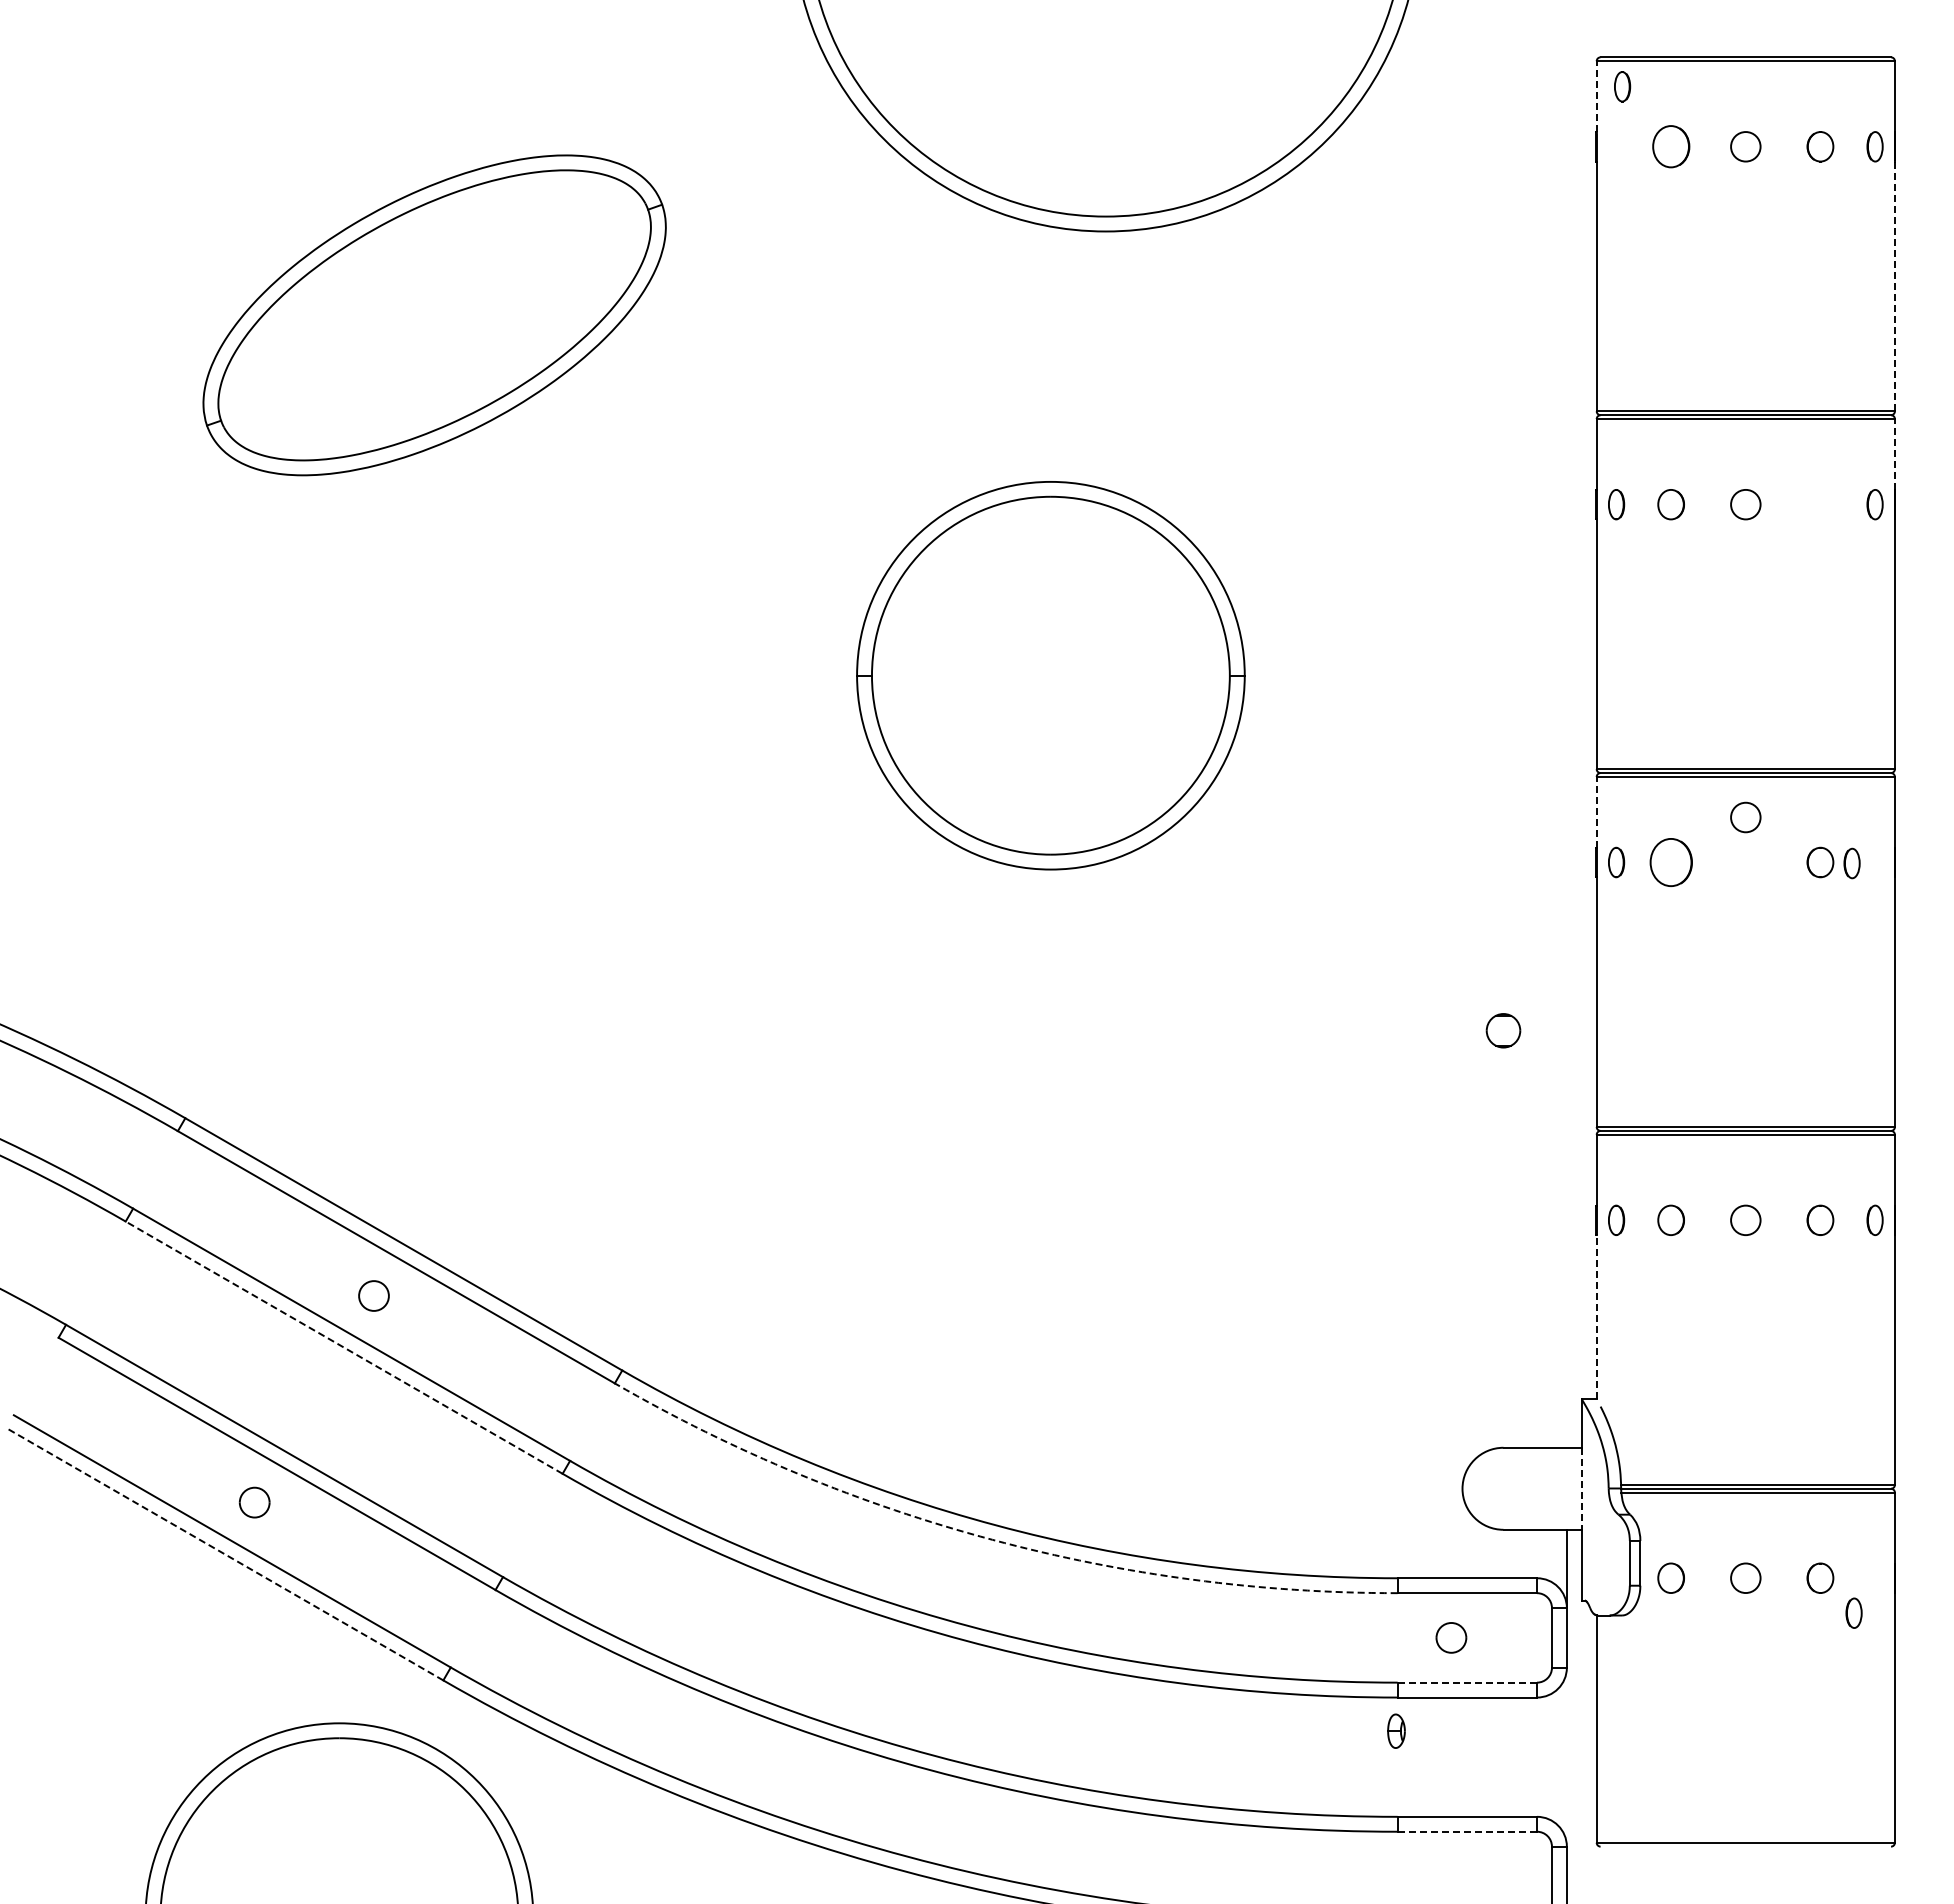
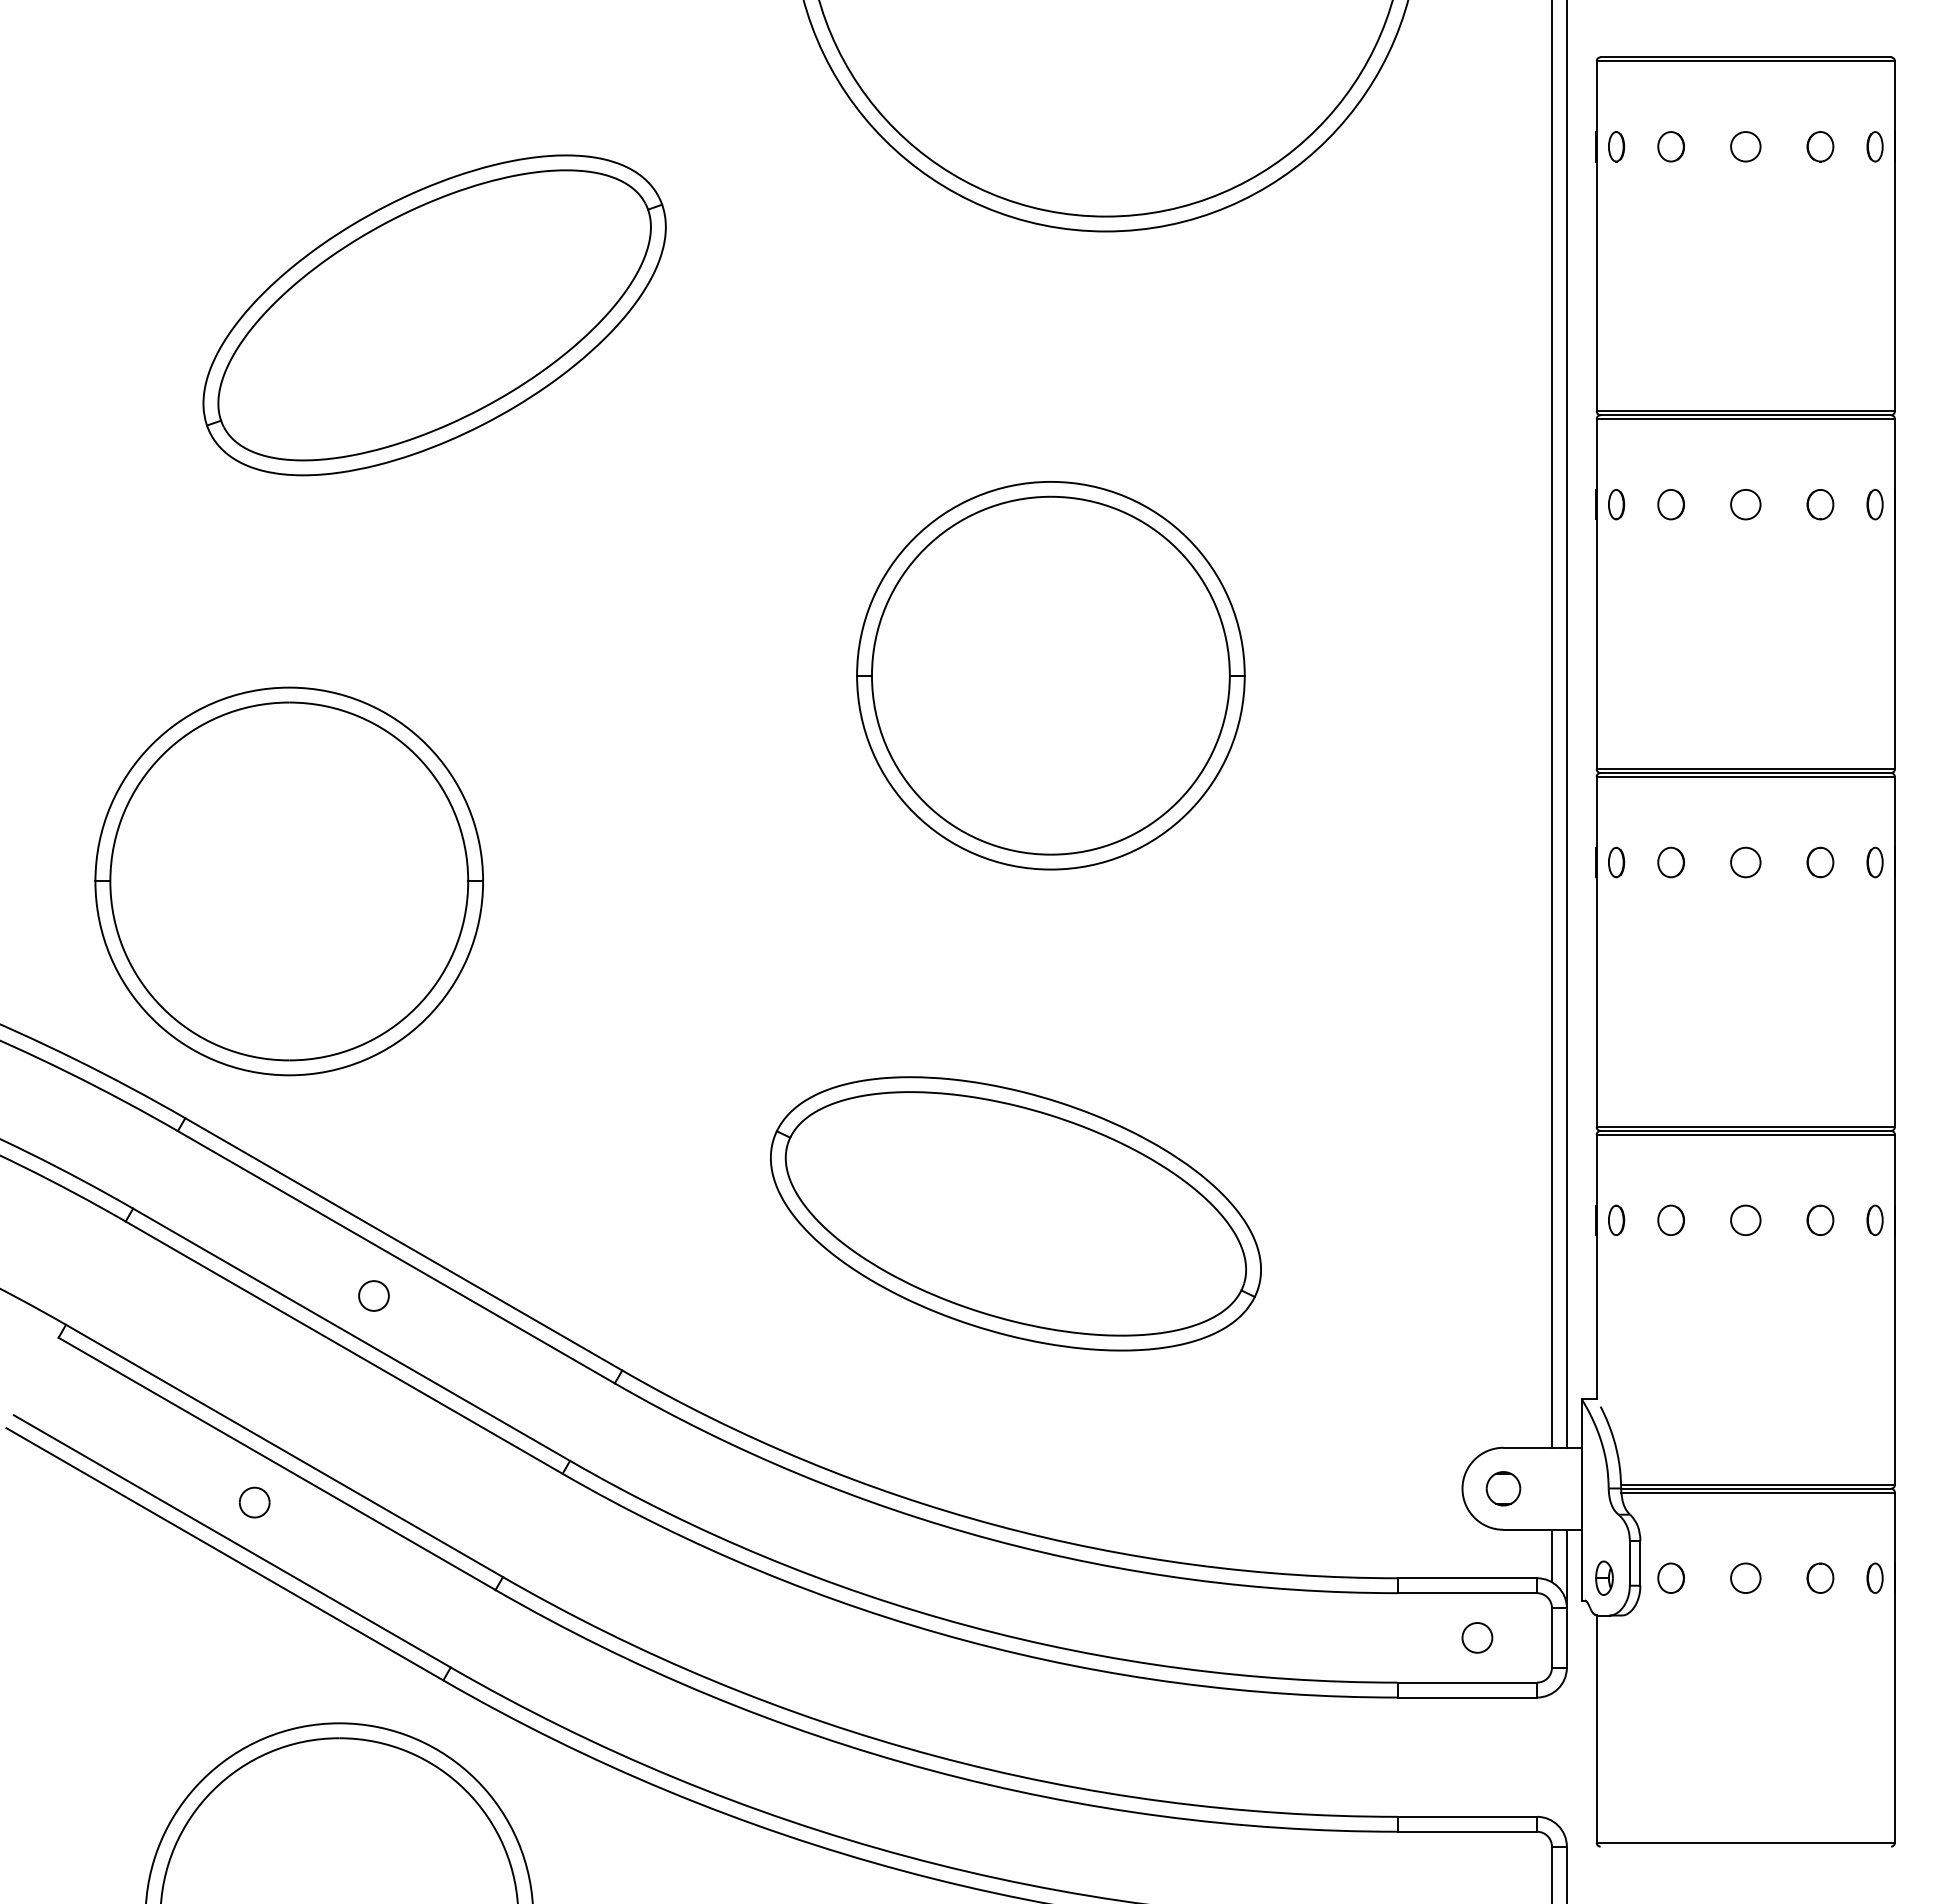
part position: (1622, 86) -> (1616, 146) (1616, 146)
line: dashed -> solid (1596, 96)
part size: 39x44 px -> 28x32 px (1670, 146)
line: dashed -> solid (1894, 286)
line: dashed -> solid (1894, 453)
part: none -> present (1820, 504)
line: none -> present (1551, 724)
line: none -> present (1566, 724)
line: dashed -> solid (1596, 811)
circle position: (1745, 817) -> (1745, 862) (1745, 862)
part size: 44x49 px -> 28x33 px (1670, 862)
part position: (1851, 863) -> (1874, 862) (1874, 862)
part: none -> present (288, 881)
part position: (1503, 1030) -> (1503, 1488) (1503, 1488)
part: none -> present (1015, 1213)
line: dashed -> solid (1596, 1316)
line: dashed -> solid (343, 1347)
line: dashed -> solid (1581, 1489)
arc: dashed -> solid (992, 1539)
line: dashed -> solid (224, 1554)
line: none -> present (1551, 1555)
part position: (1853, 1612) -> (1874, 1577) (1874, 1577)
part position: (1451, 1637) -> (1477, 1637) (1477, 1637)
line: dashed -> solid (1467, 1682)
part position: (1396, 1730) -> (1604, 1577) (1604, 1577)
line: dashed -> solid (1467, 1831)
